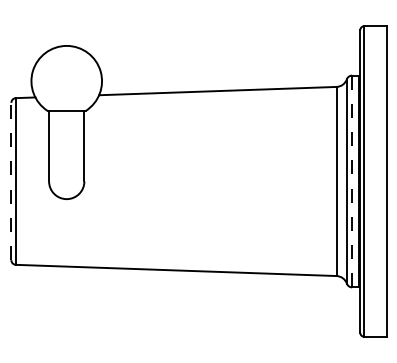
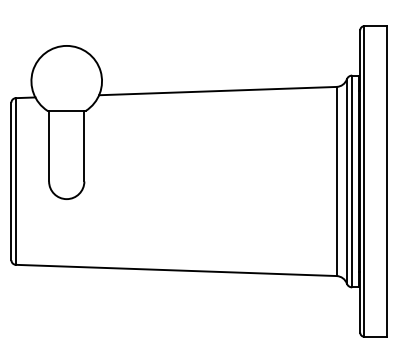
line: dashed -> solid (11, 181)
line: dashed -> solid (352, 181)
